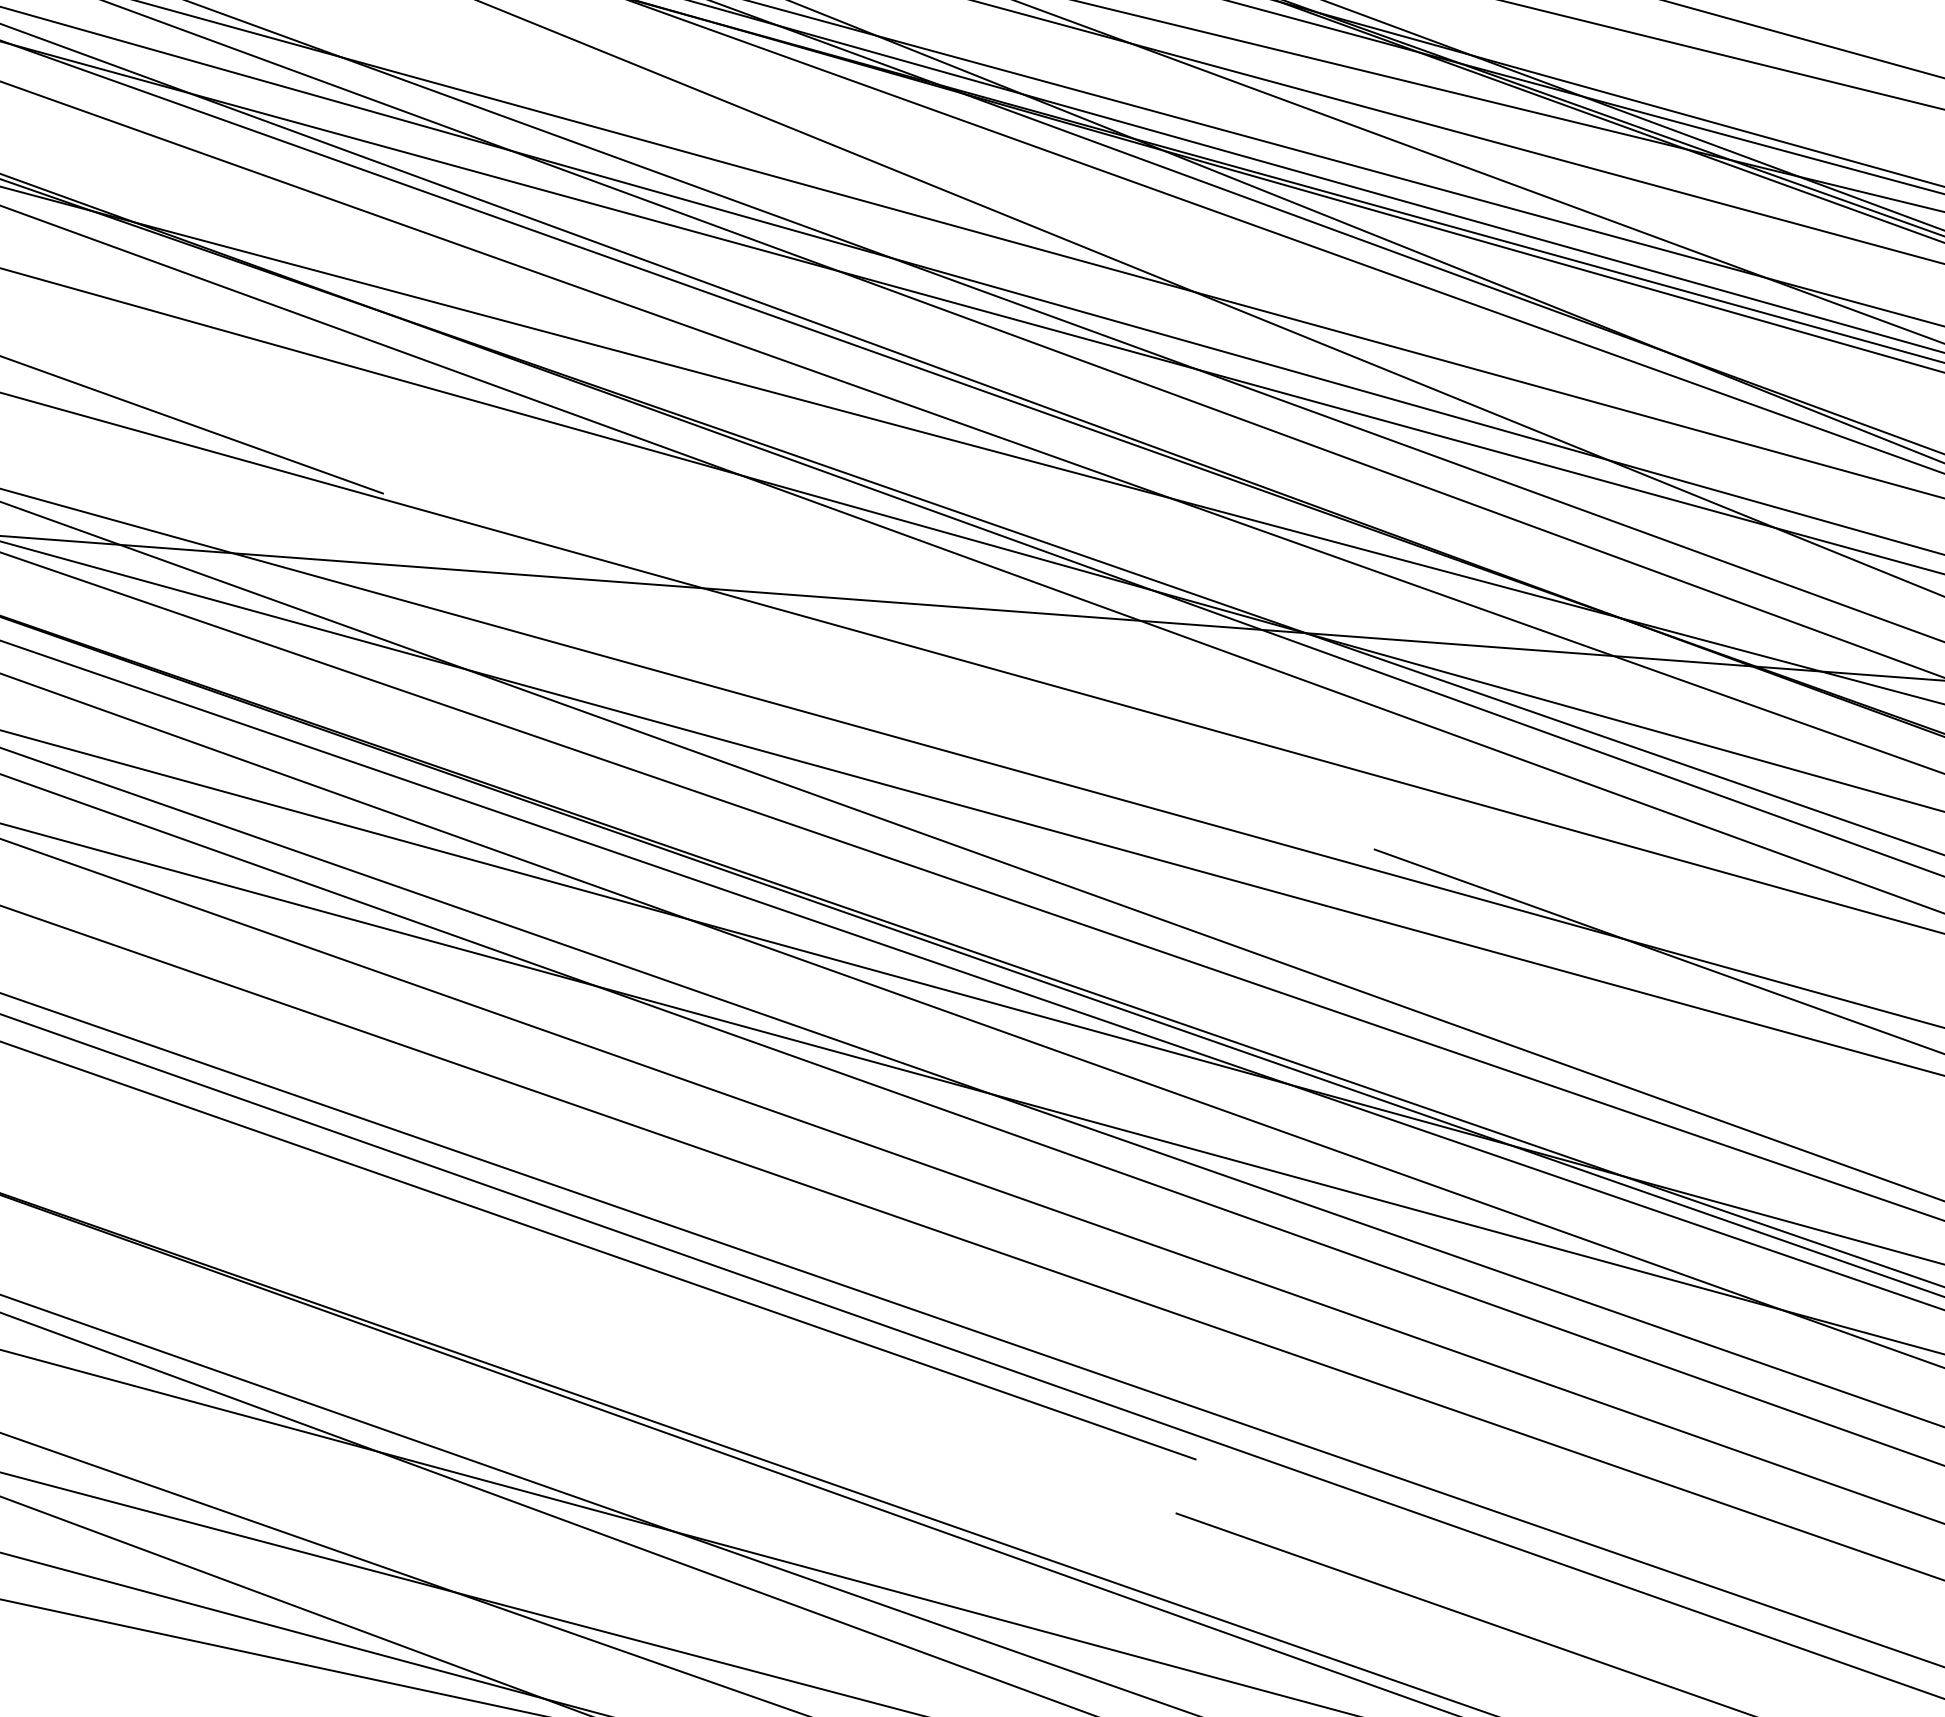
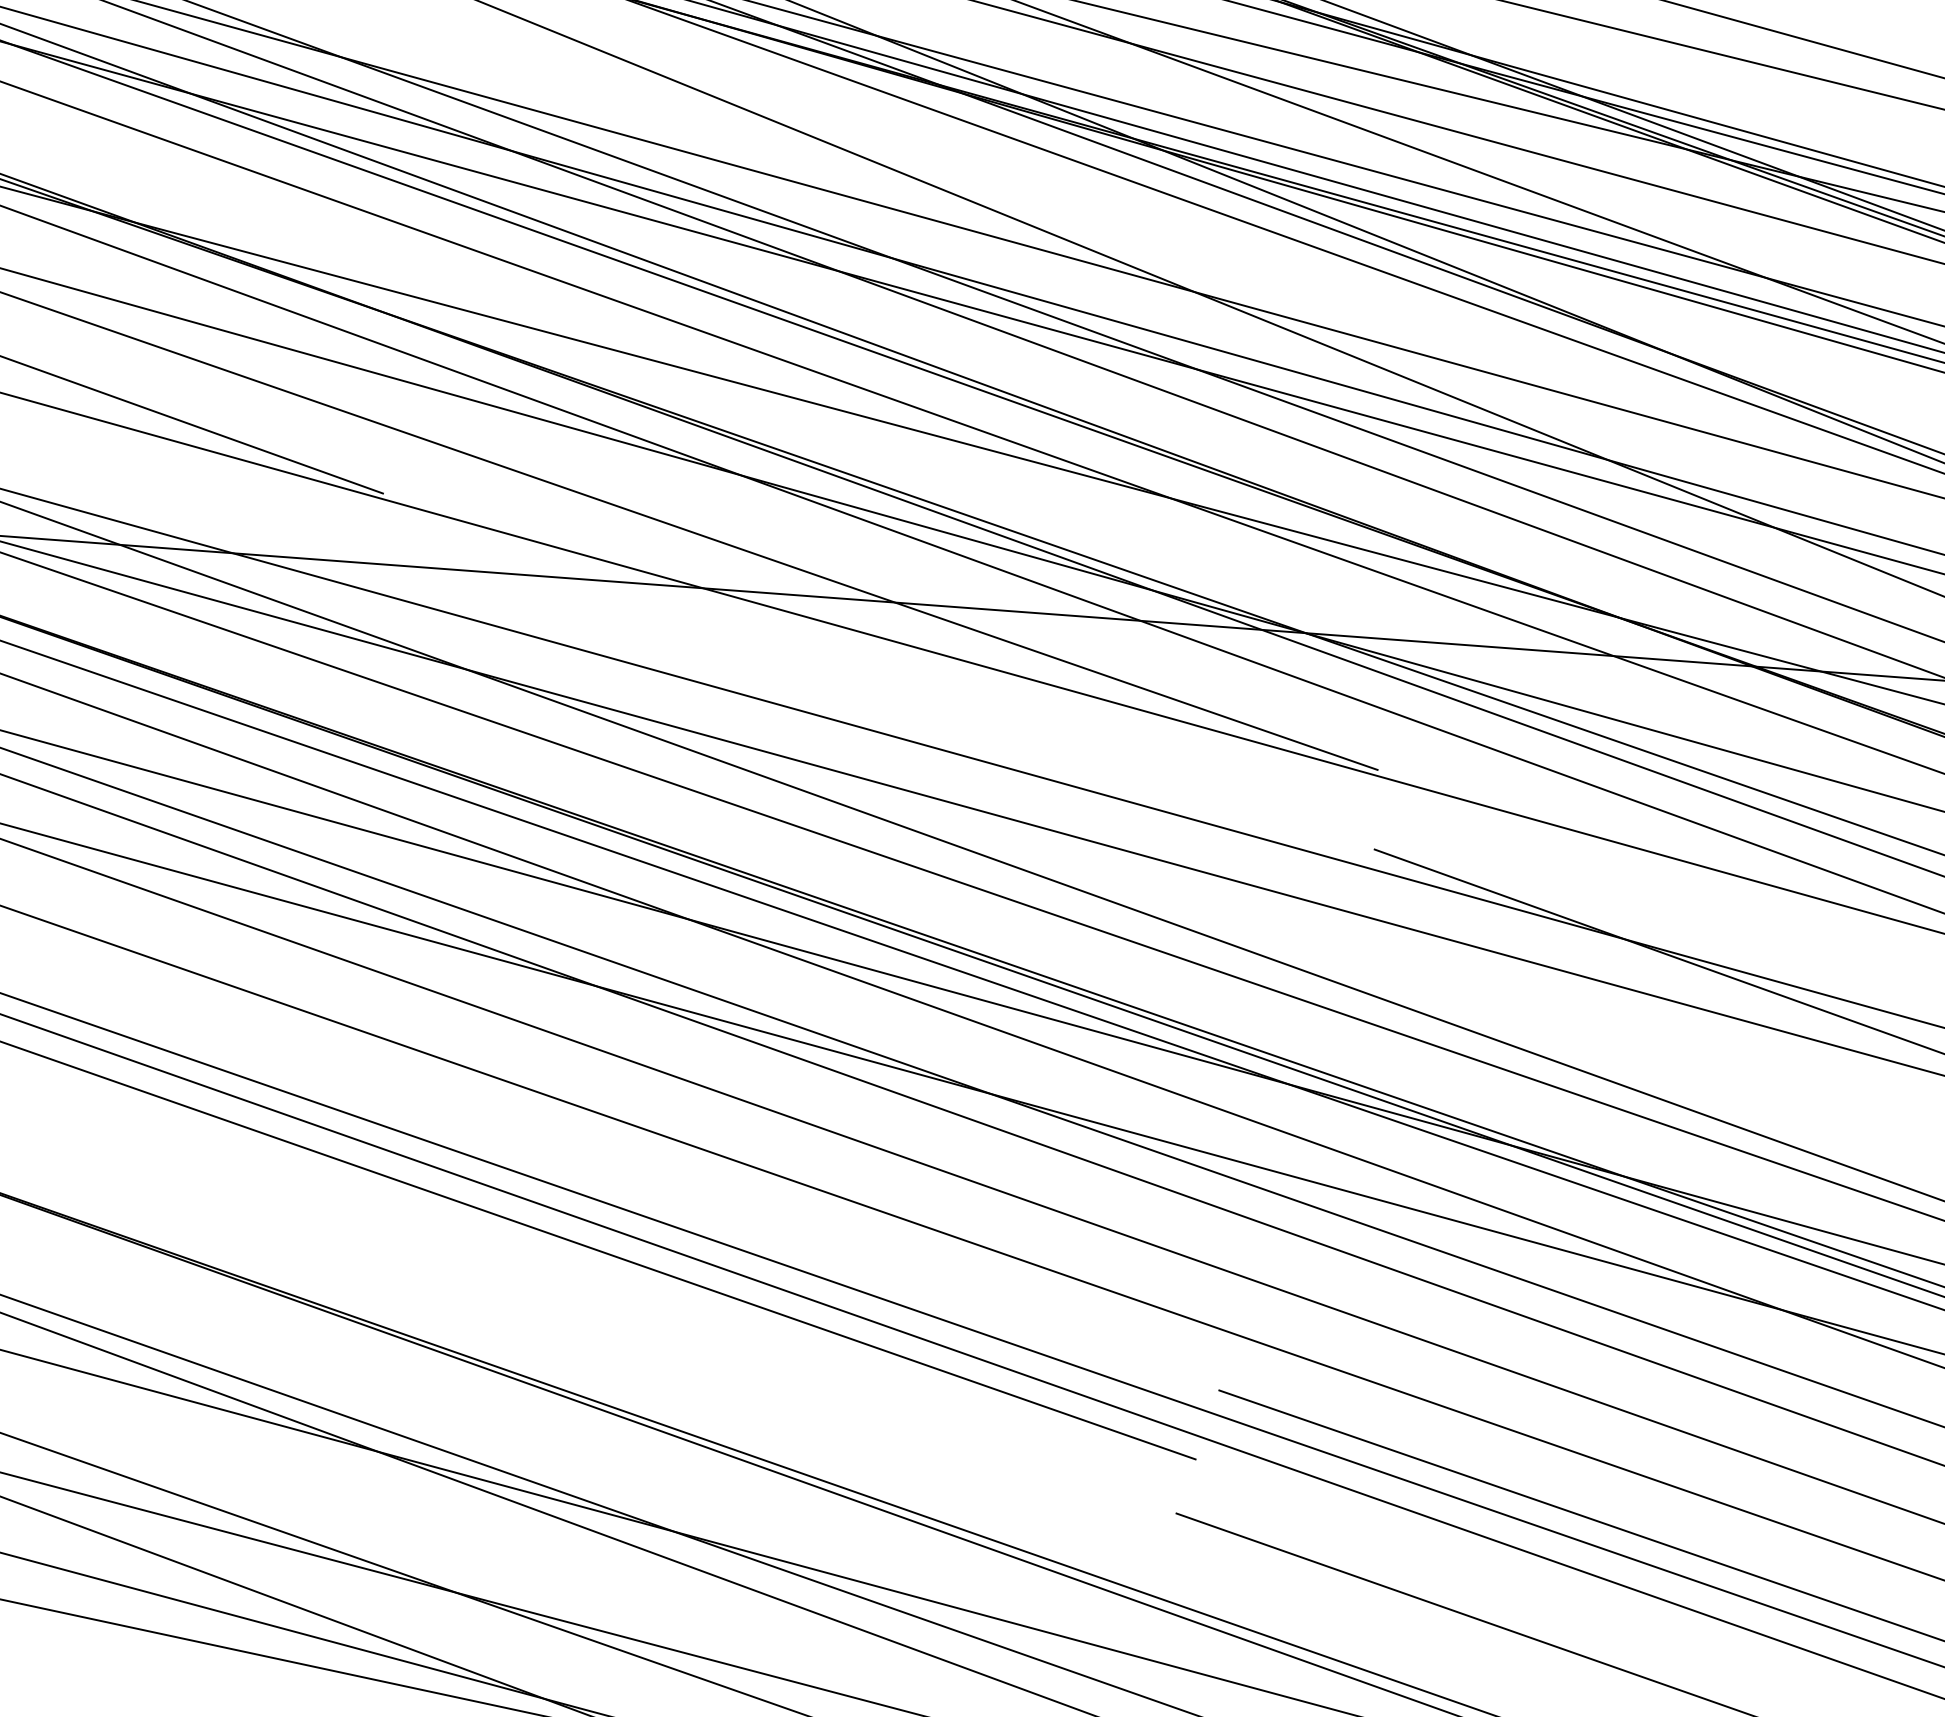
line: none -> present (689, 531)
line: none -> present (1580, 1515)
